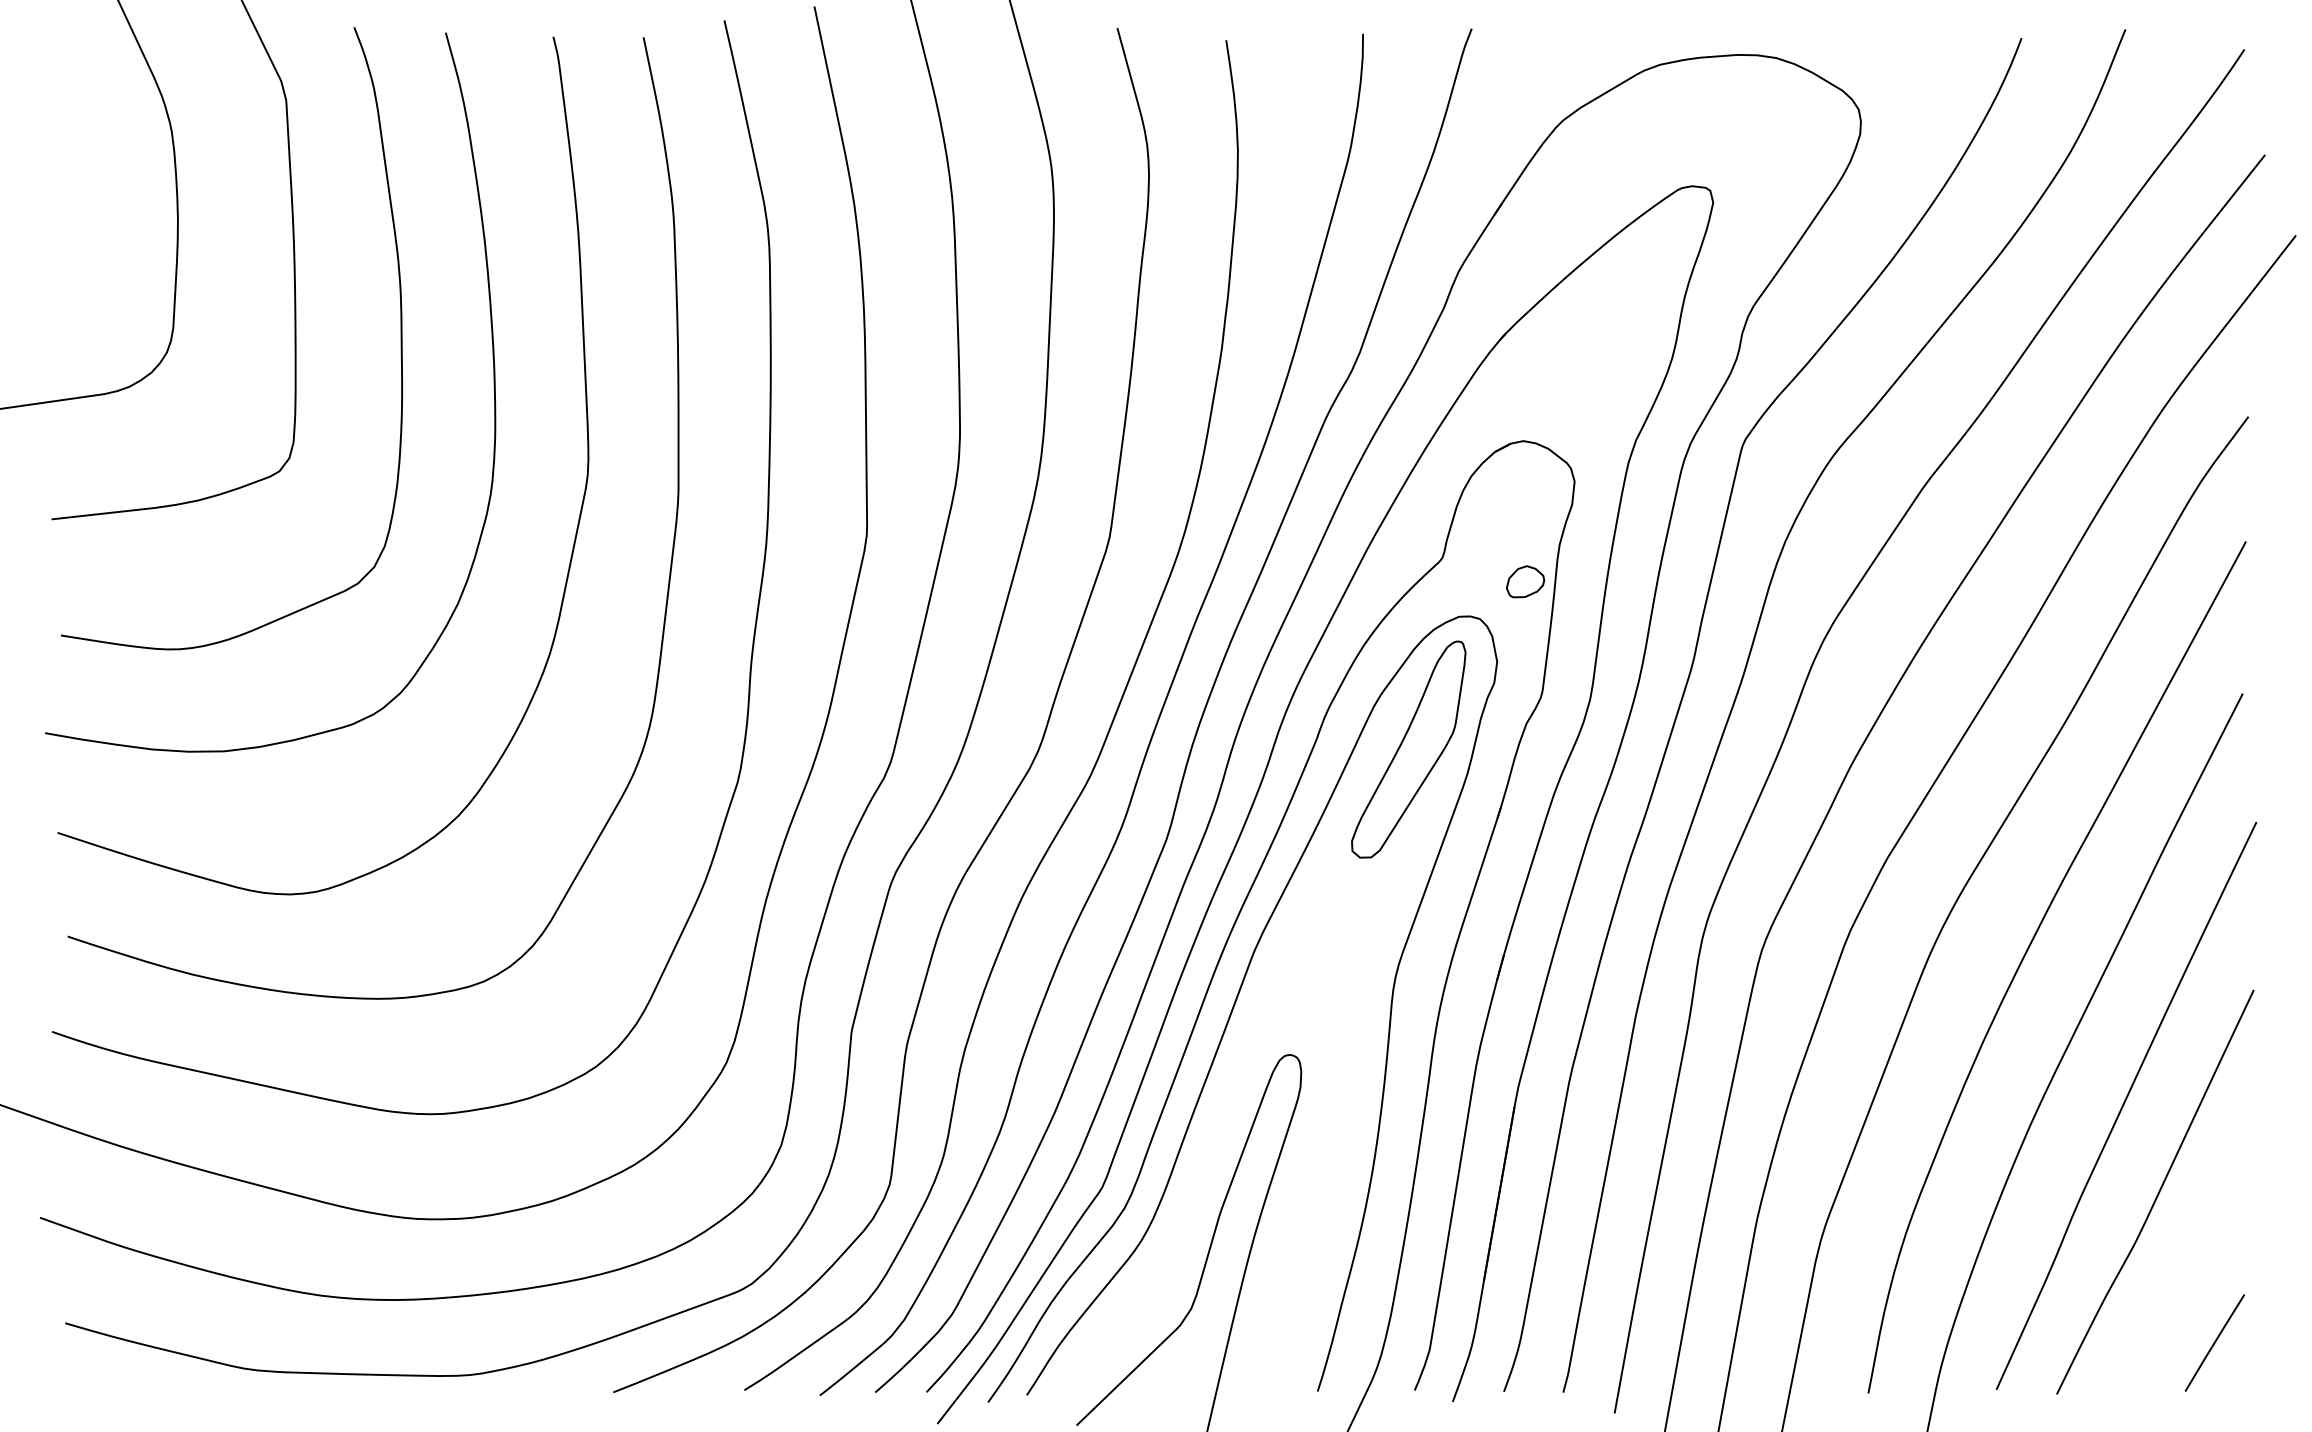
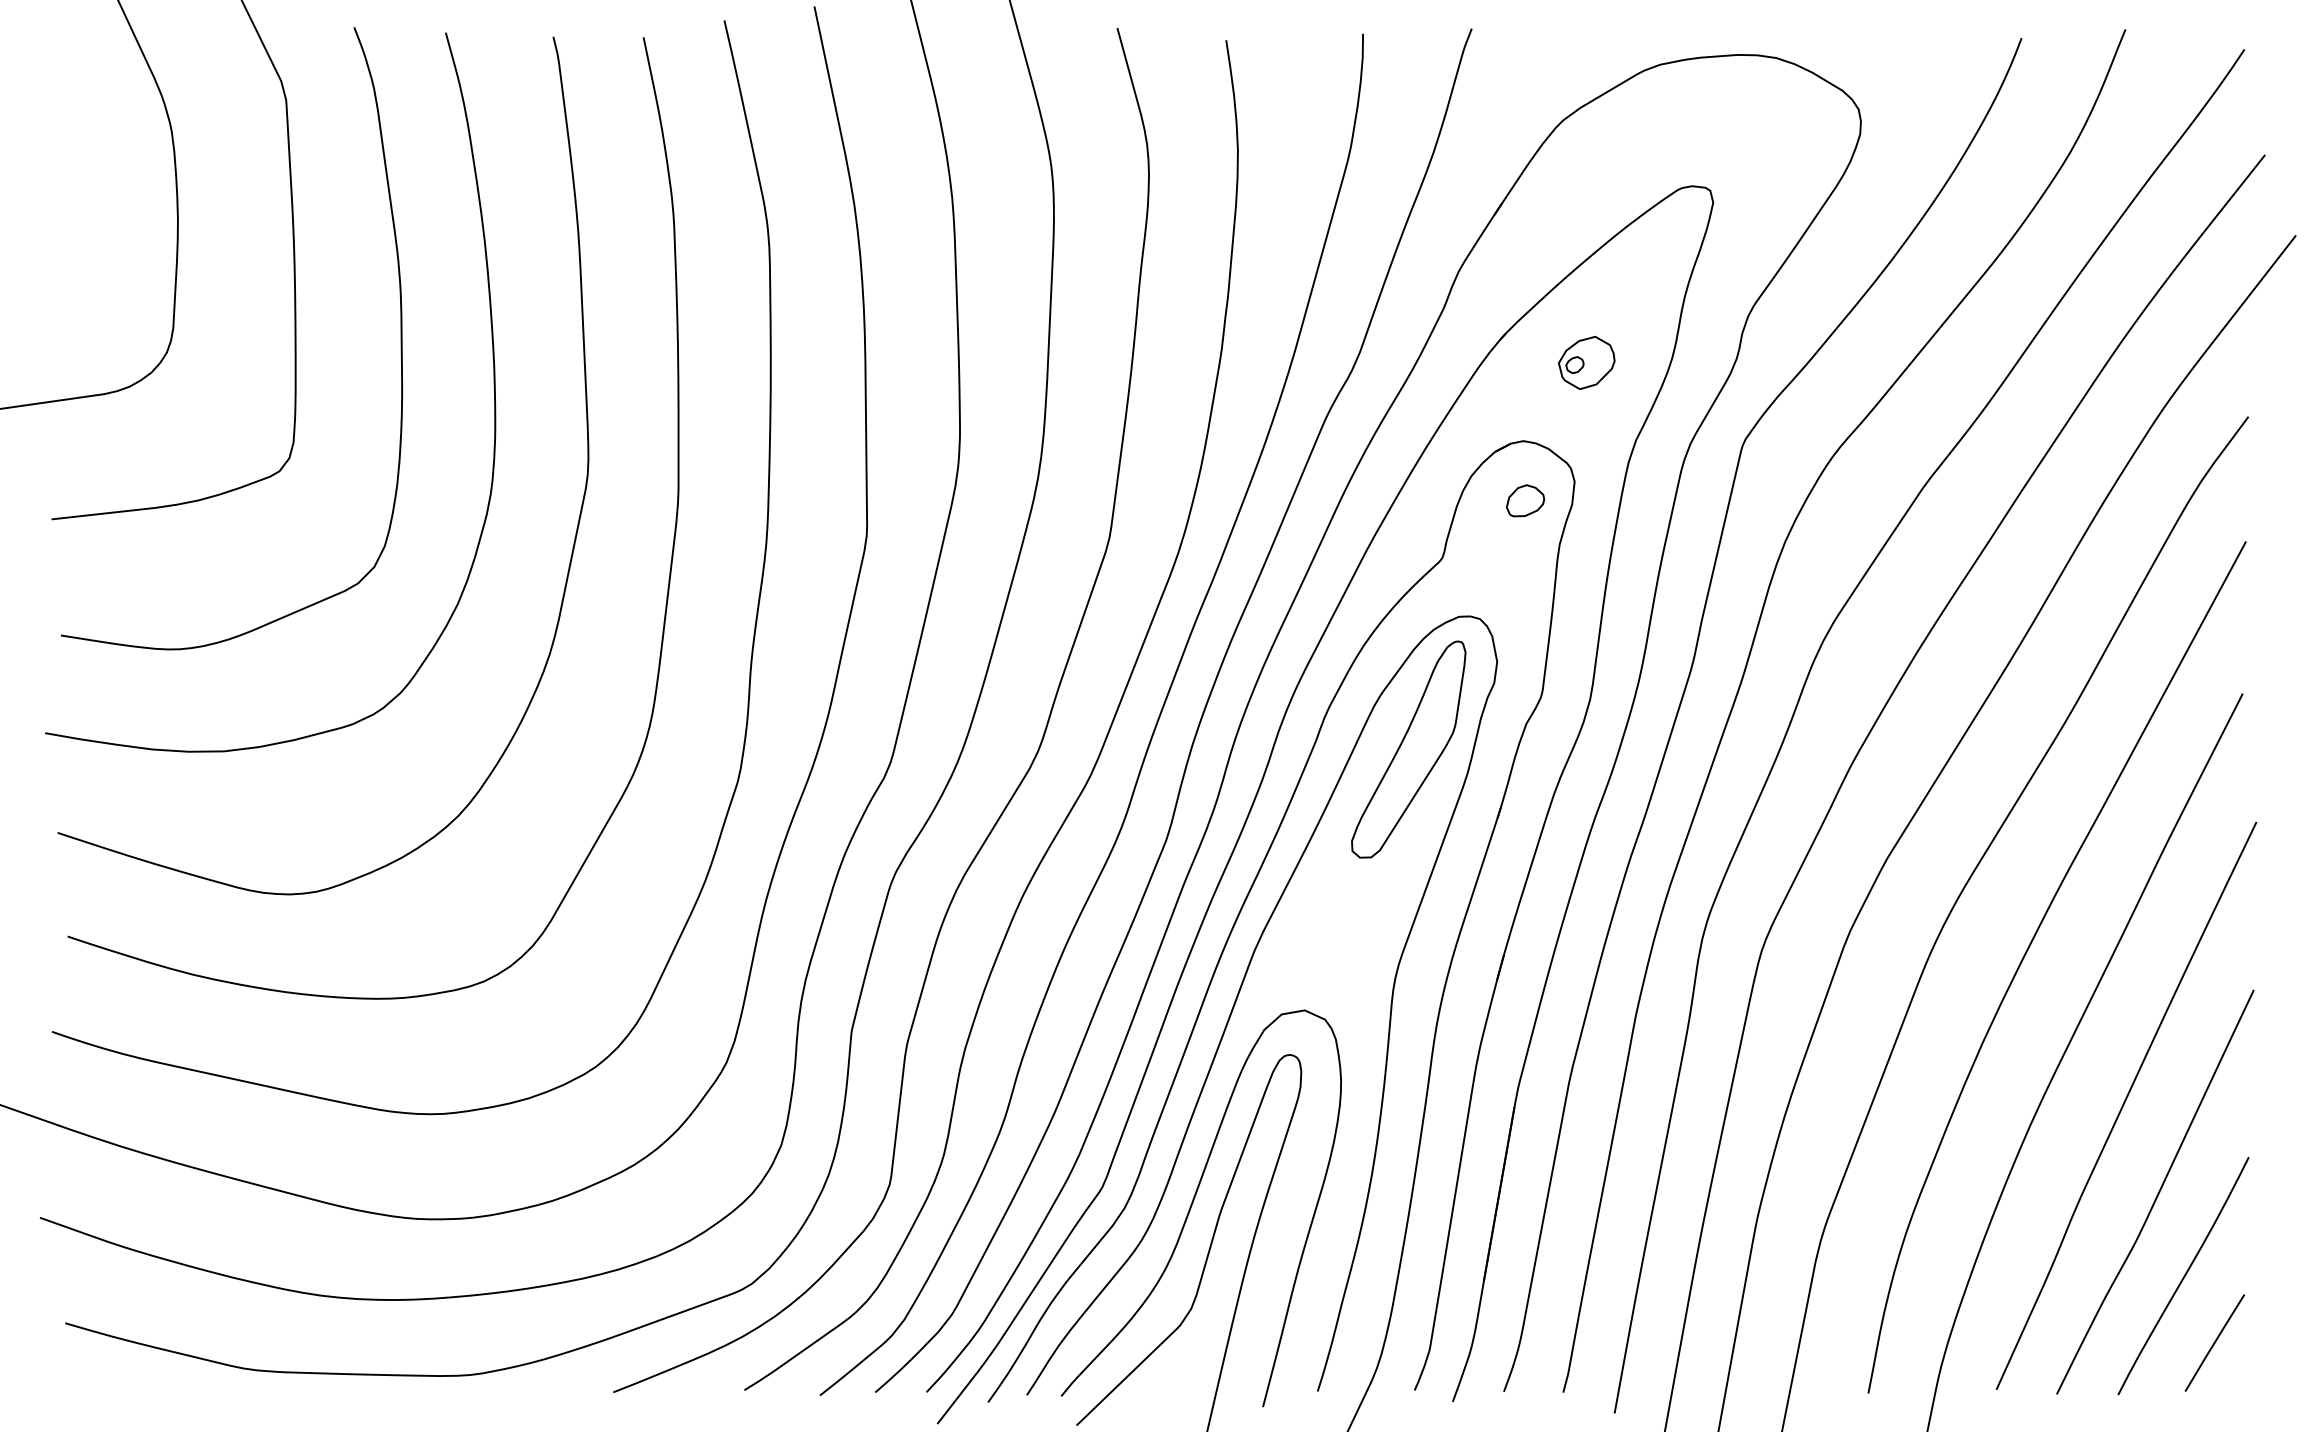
part: none -> present (1586, 362)
part position: (1525, 581) -> (1525, 500) (1525, 500)
curve: none -> present (1192, 1205)
curve: none -> present (2183, 1276)
